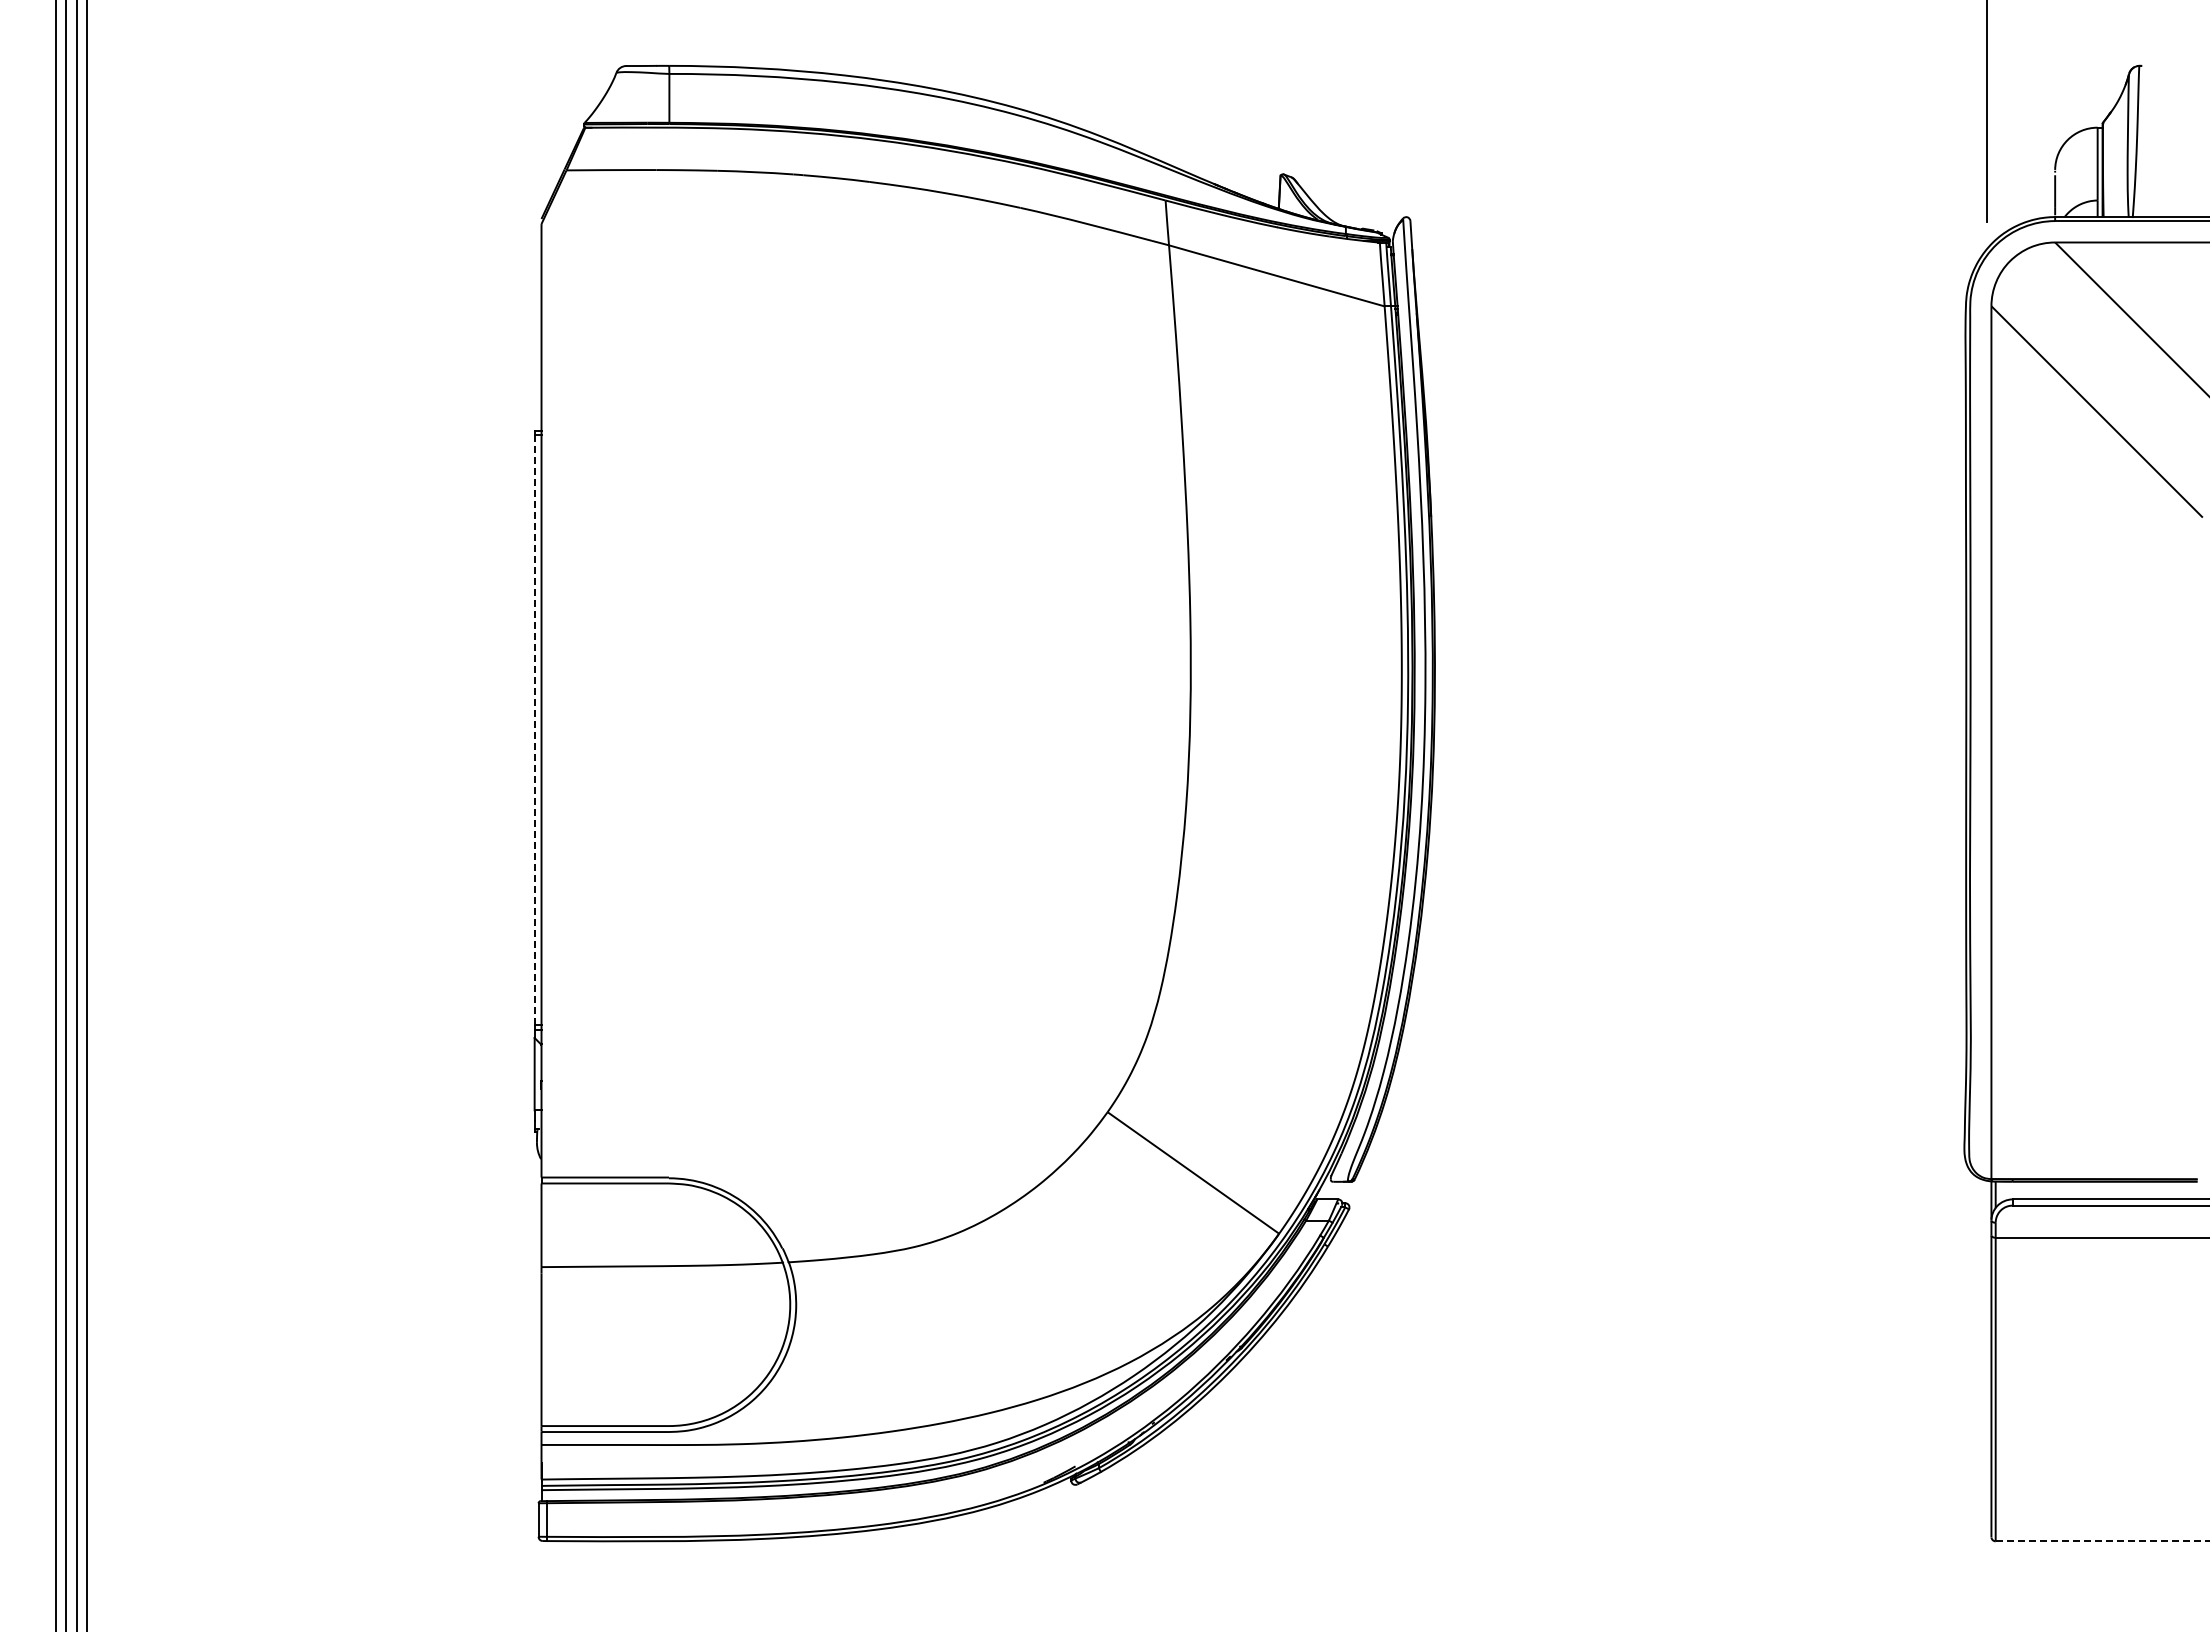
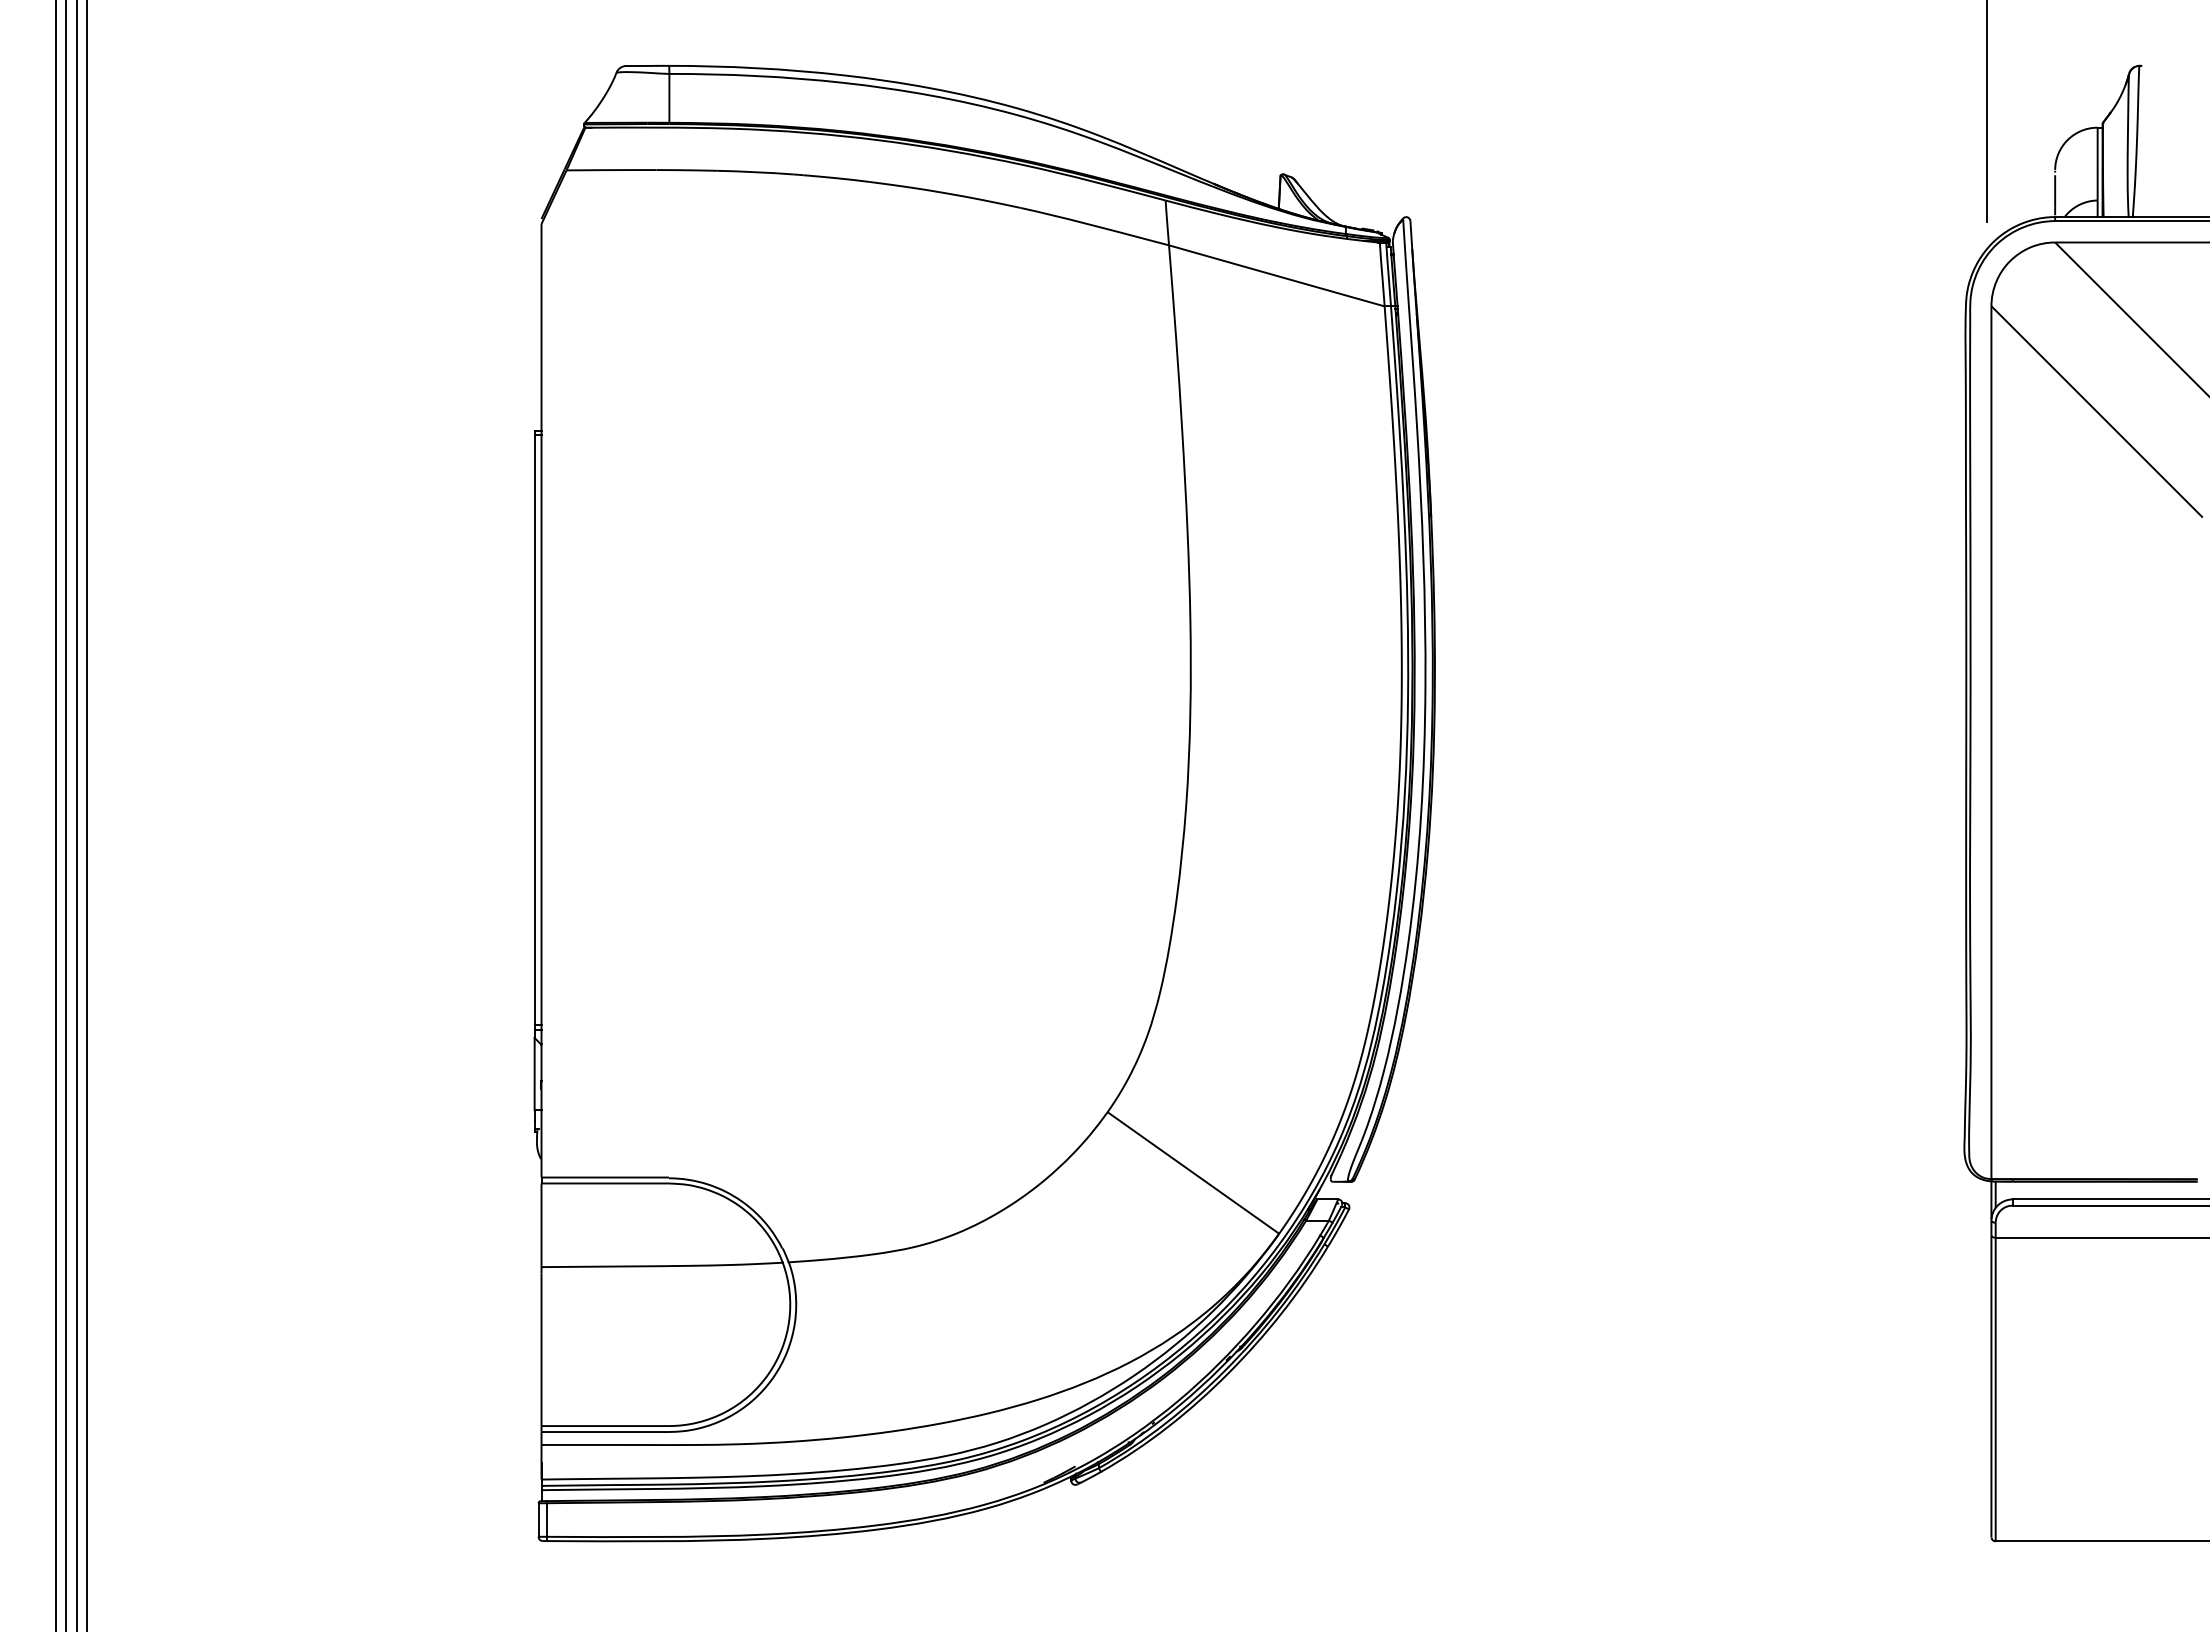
line: dashed -> solid (534, 729)
line: dashed -> solid (2102, 1541)
